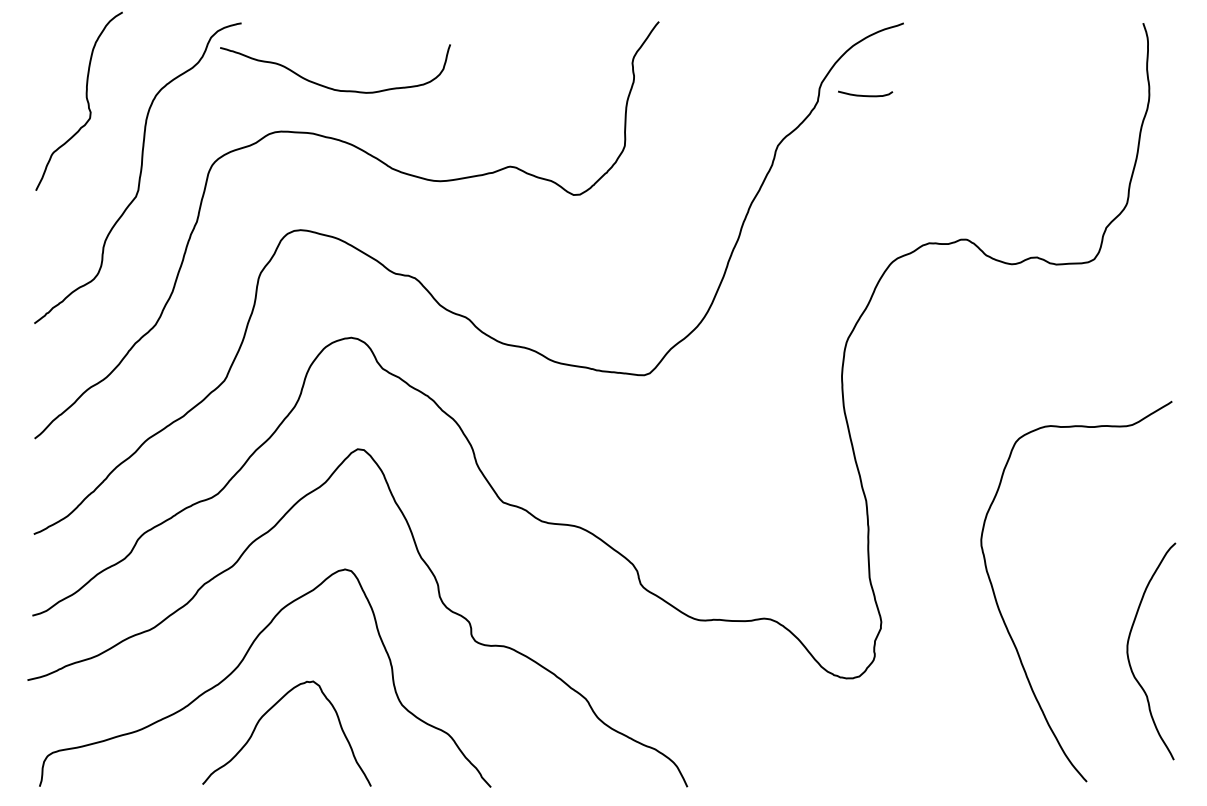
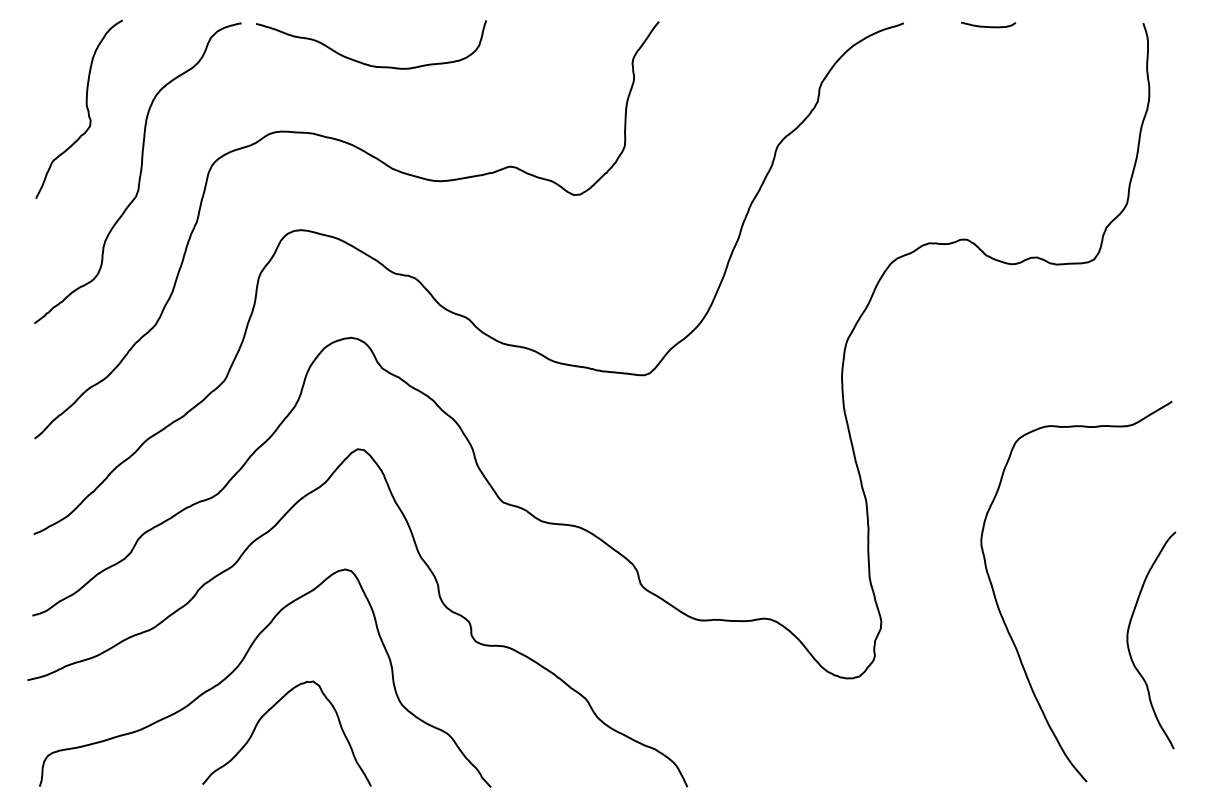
curve position: (331, 87) -> (367, 63) (367, 63)
curve position: (865, 95) -> (988, 26) (988, 26)
curve position: (85, 97) -> (85, 105) (85, 105)
curve position: (1128, 651) -> (1128, 640) (1128, 640)
